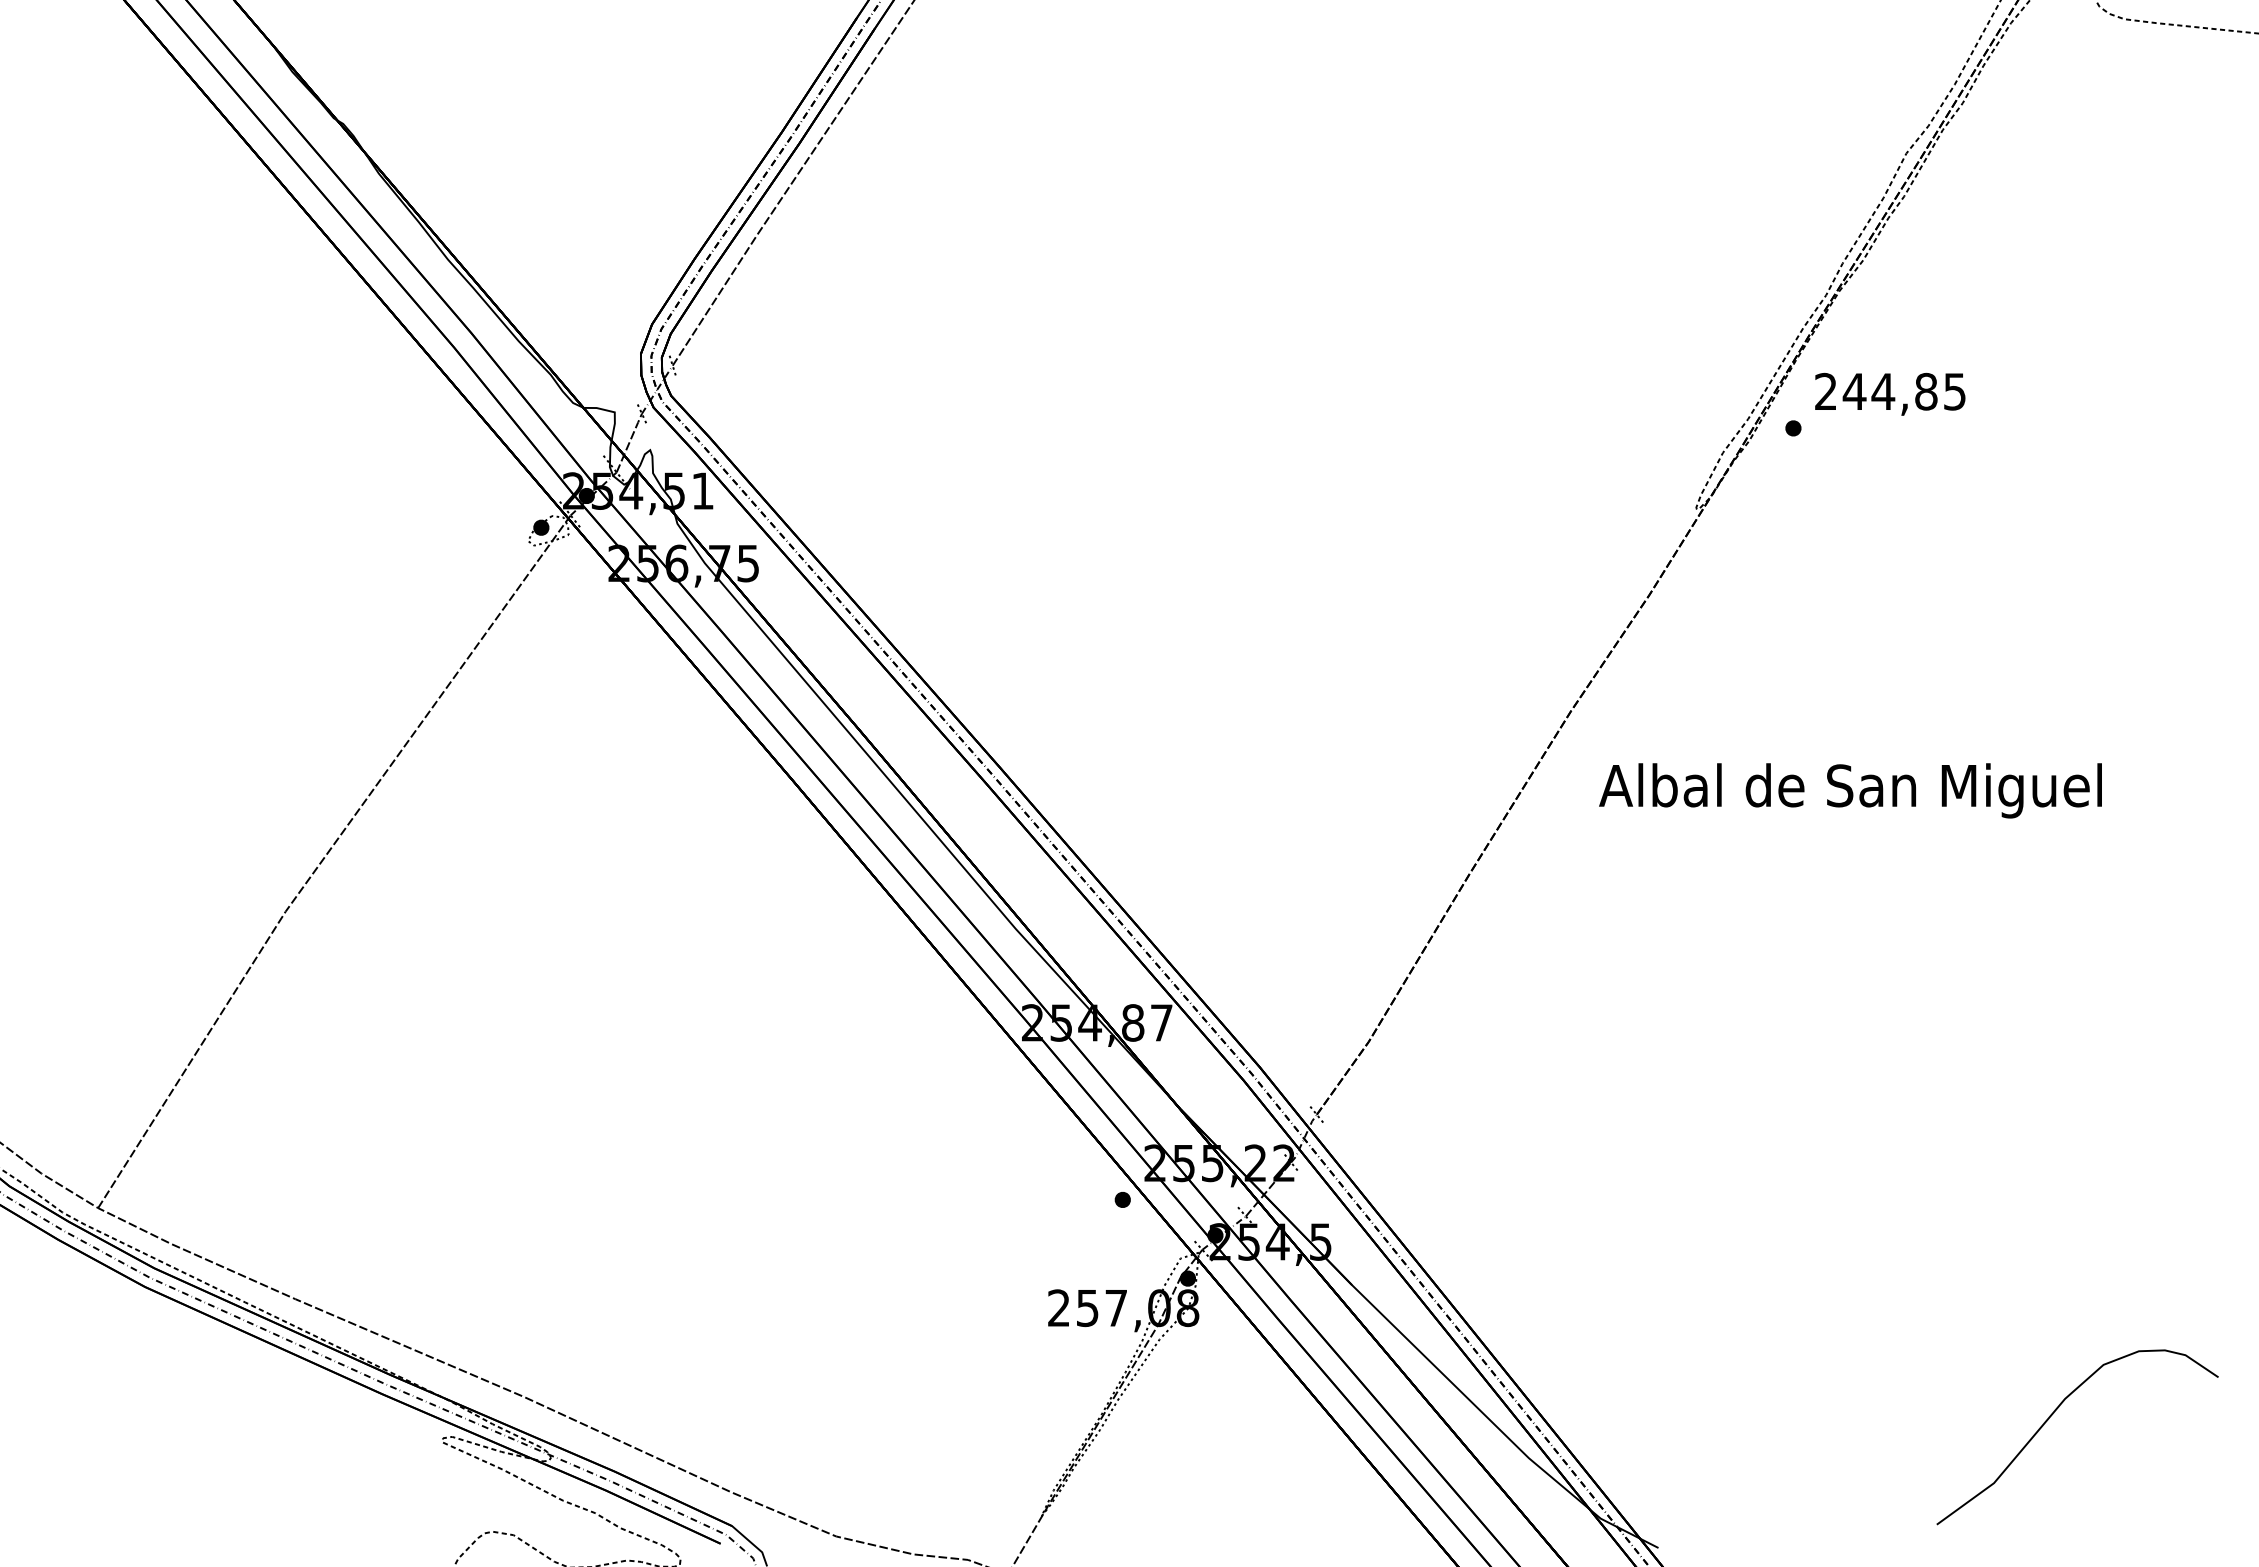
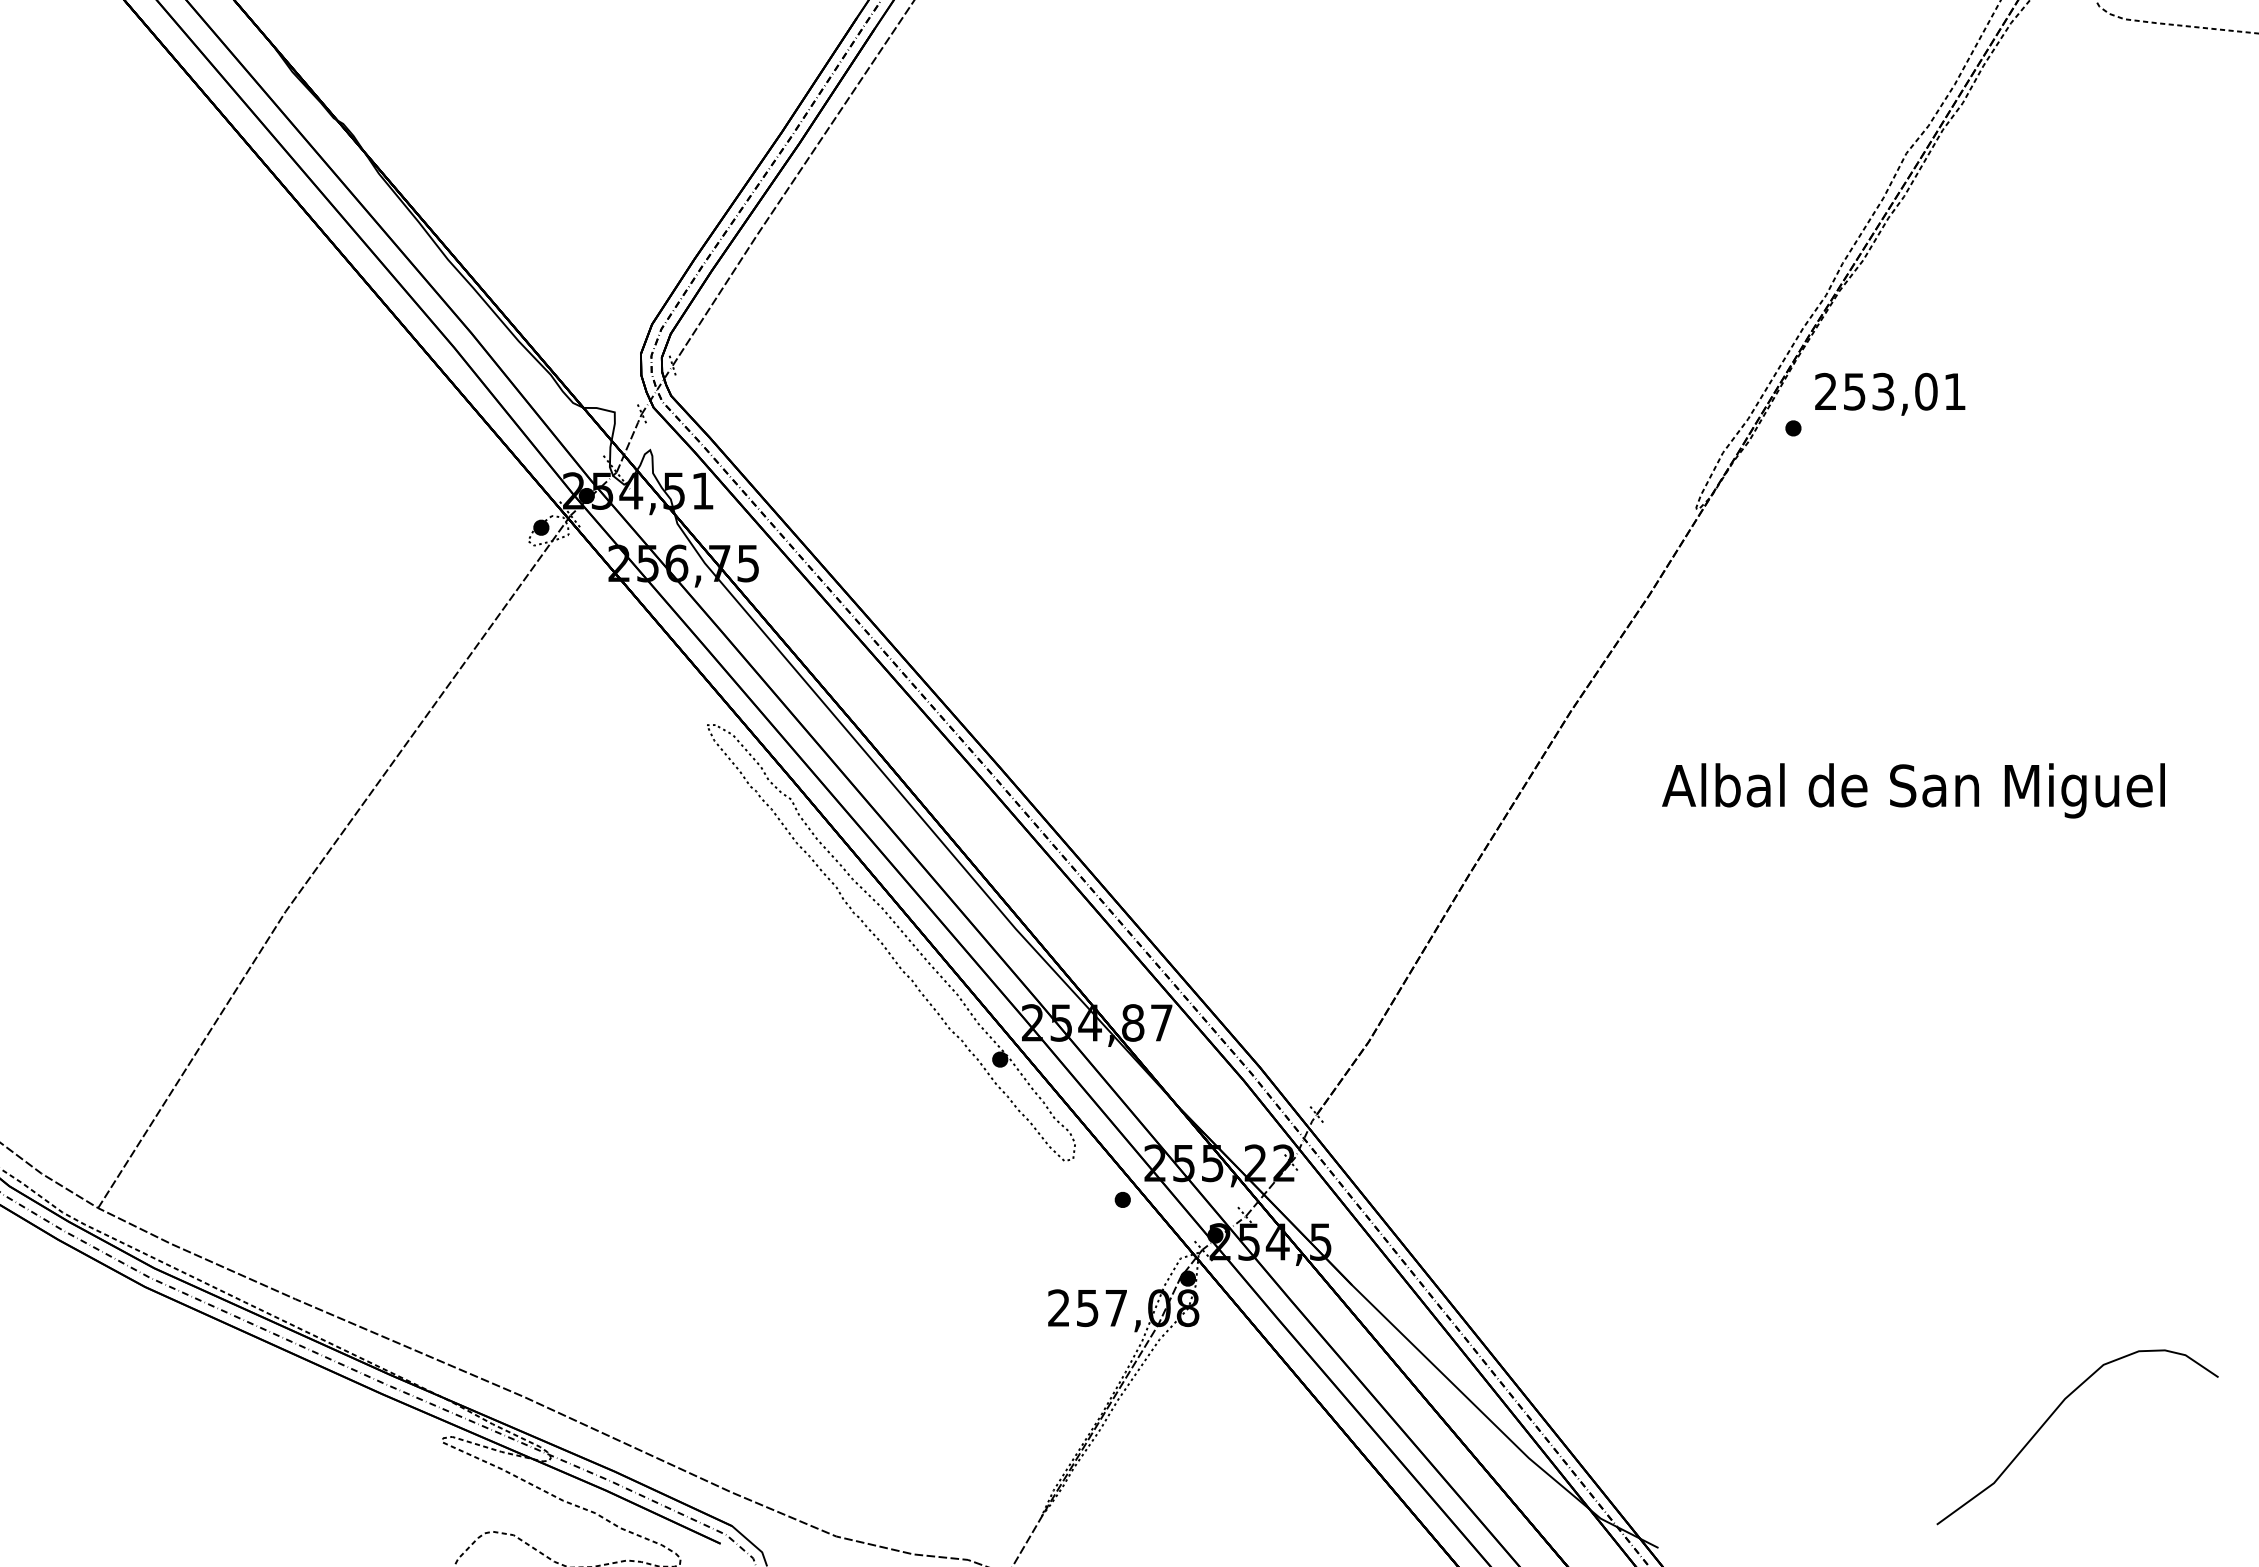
text: 244,85 -> 253,01 (1903, 391)
text position: (1850, 790) -> (1913, 790) (1913, 790)
part: none -> present (886, 947)
